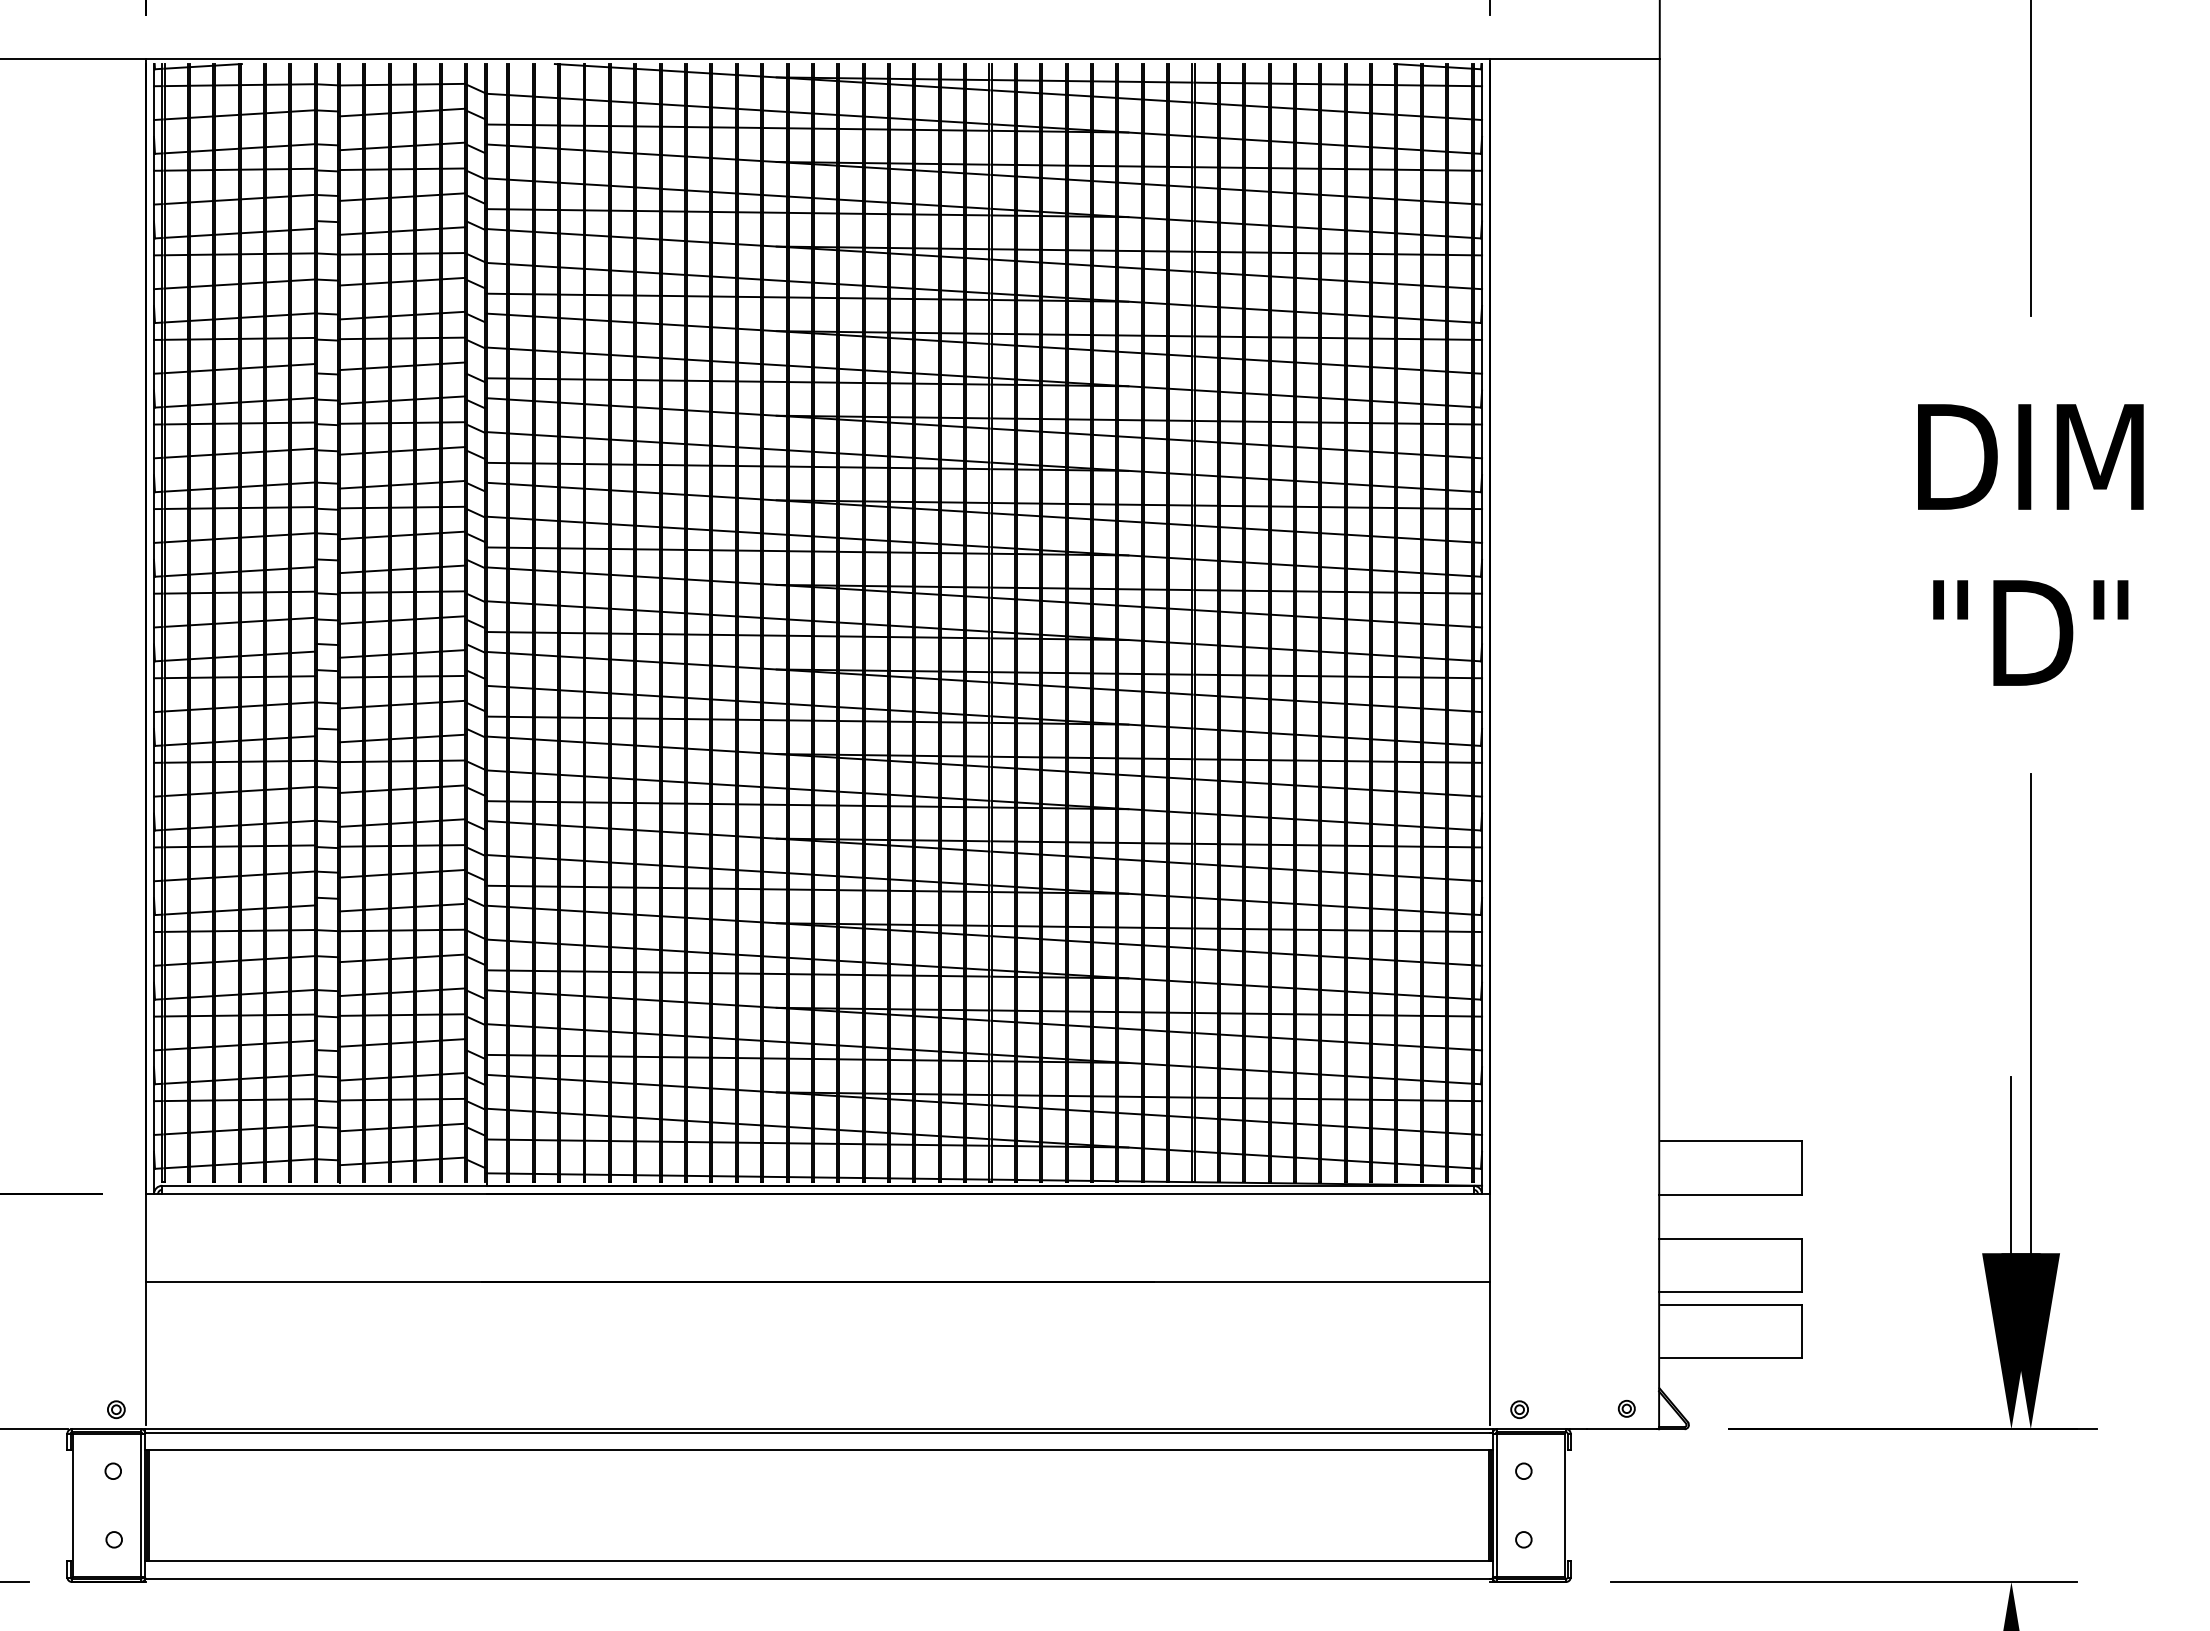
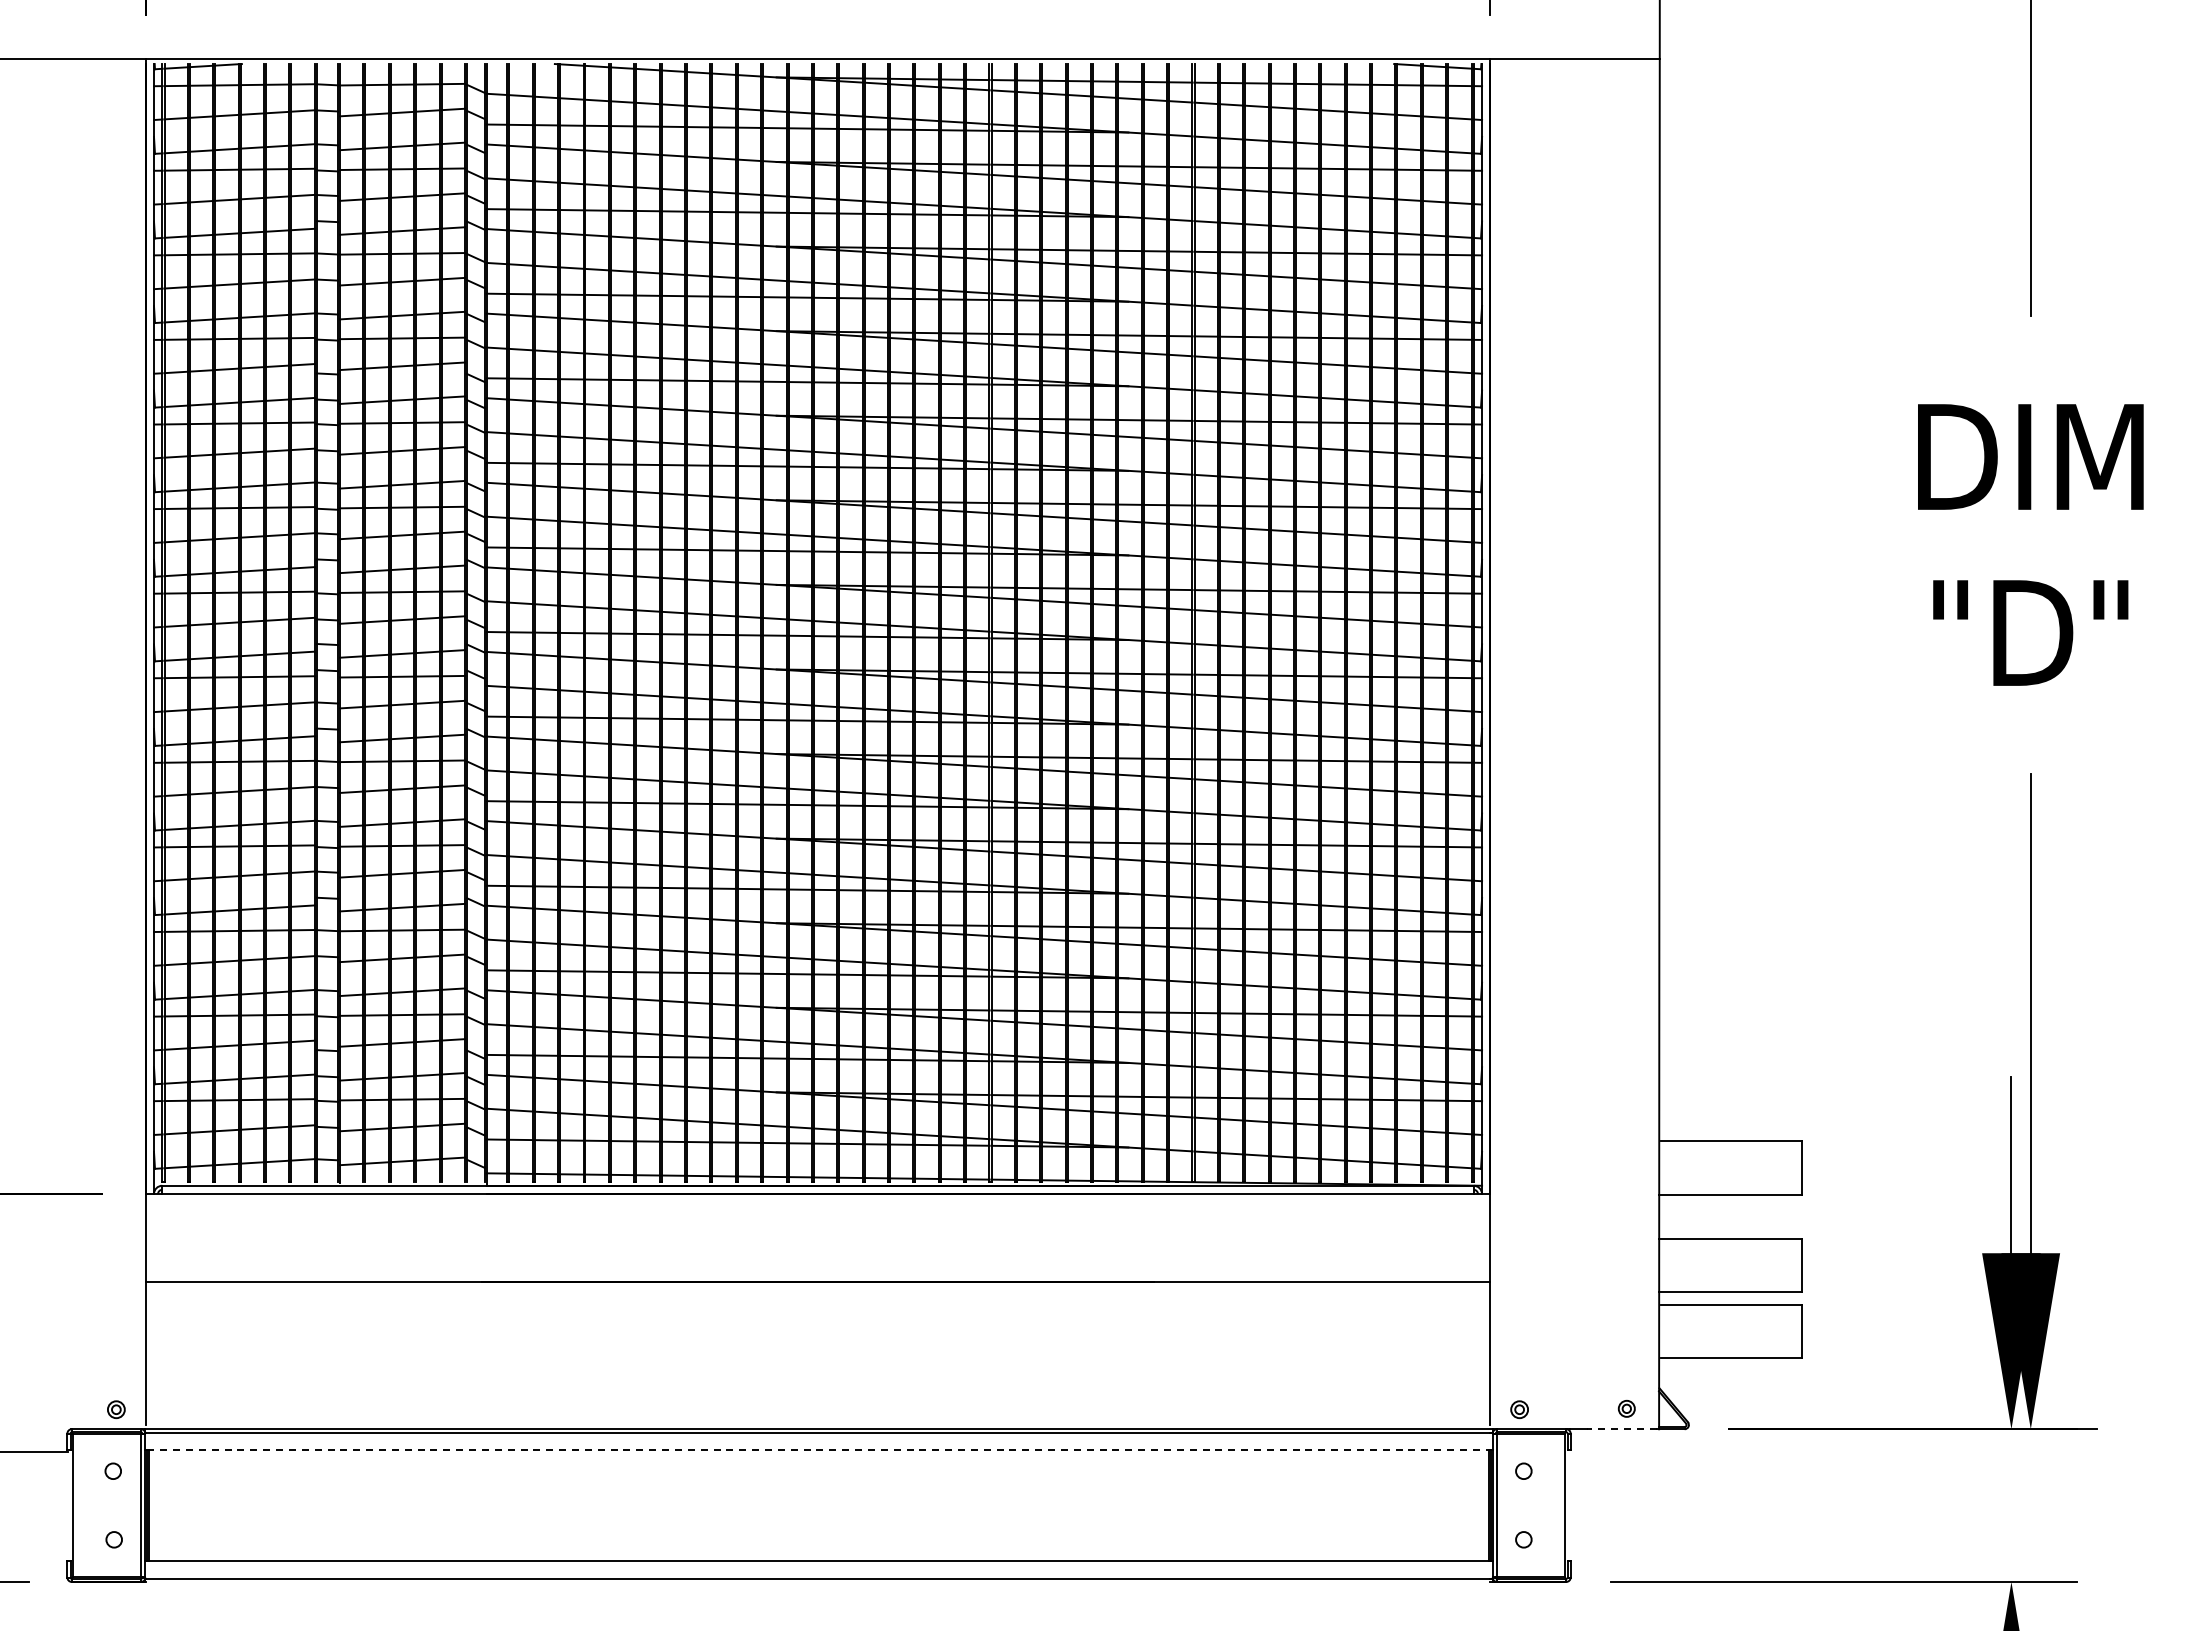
line position: (34, 1429) -> (34, 1452) (34, 1452)
line: solid -> dashed (1621, 1429)
line: solid -> dashed (819, 1450)
